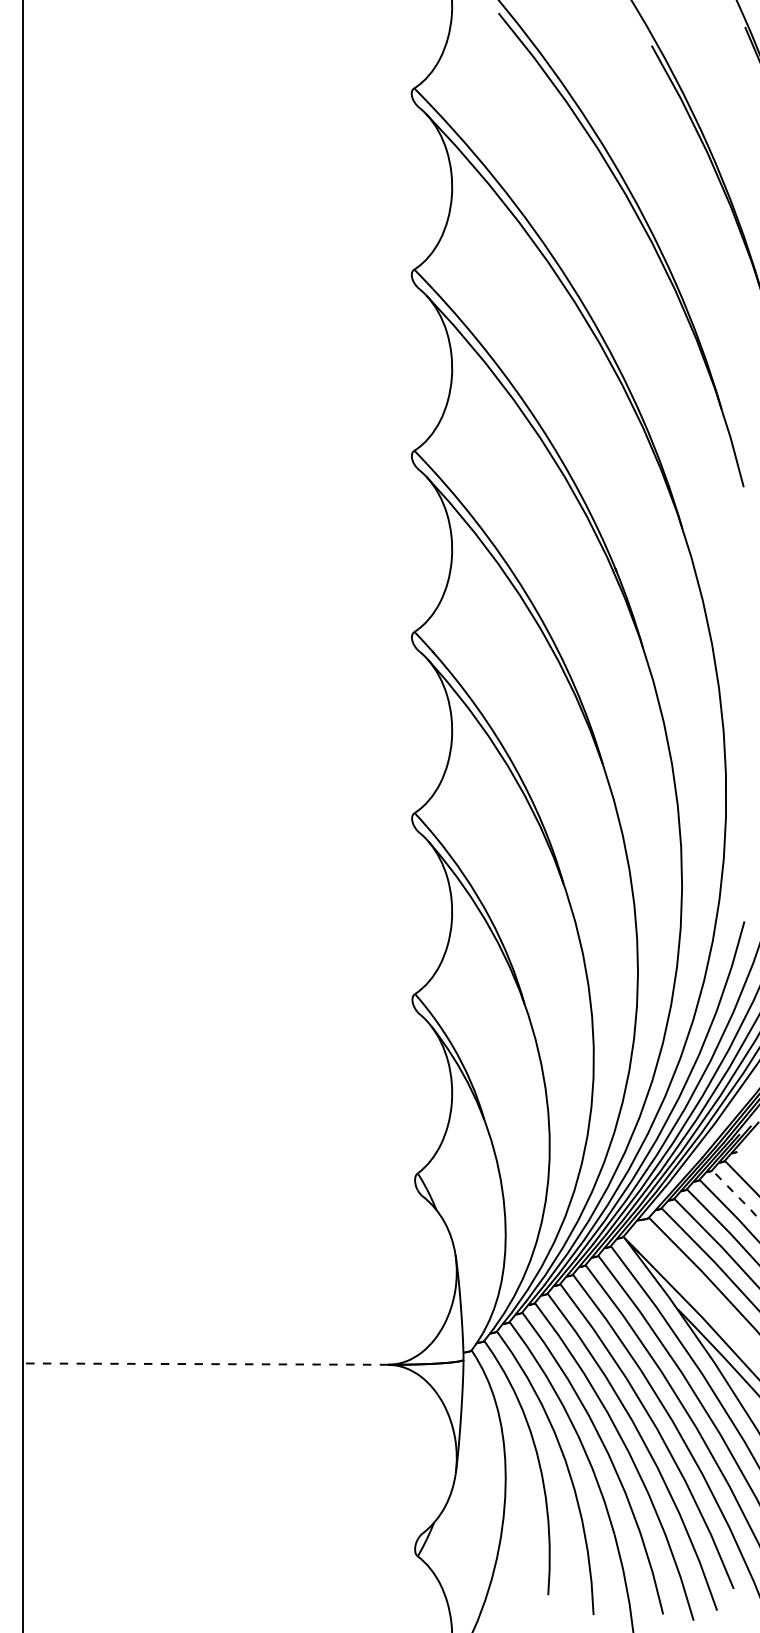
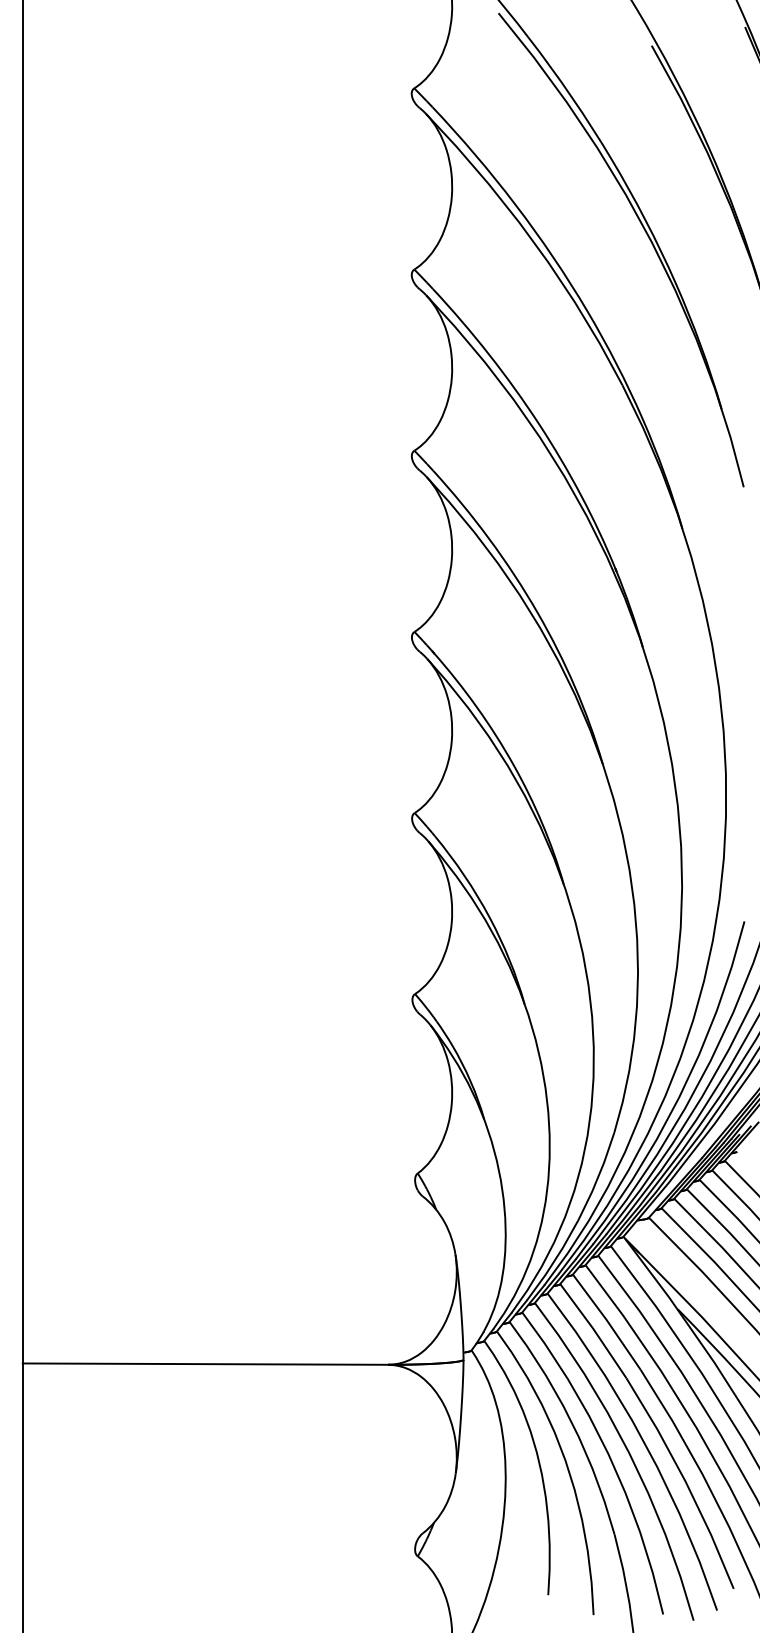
line: dashed -> solid (736, 1195)
line: dashed -> solid (205, 1364)
